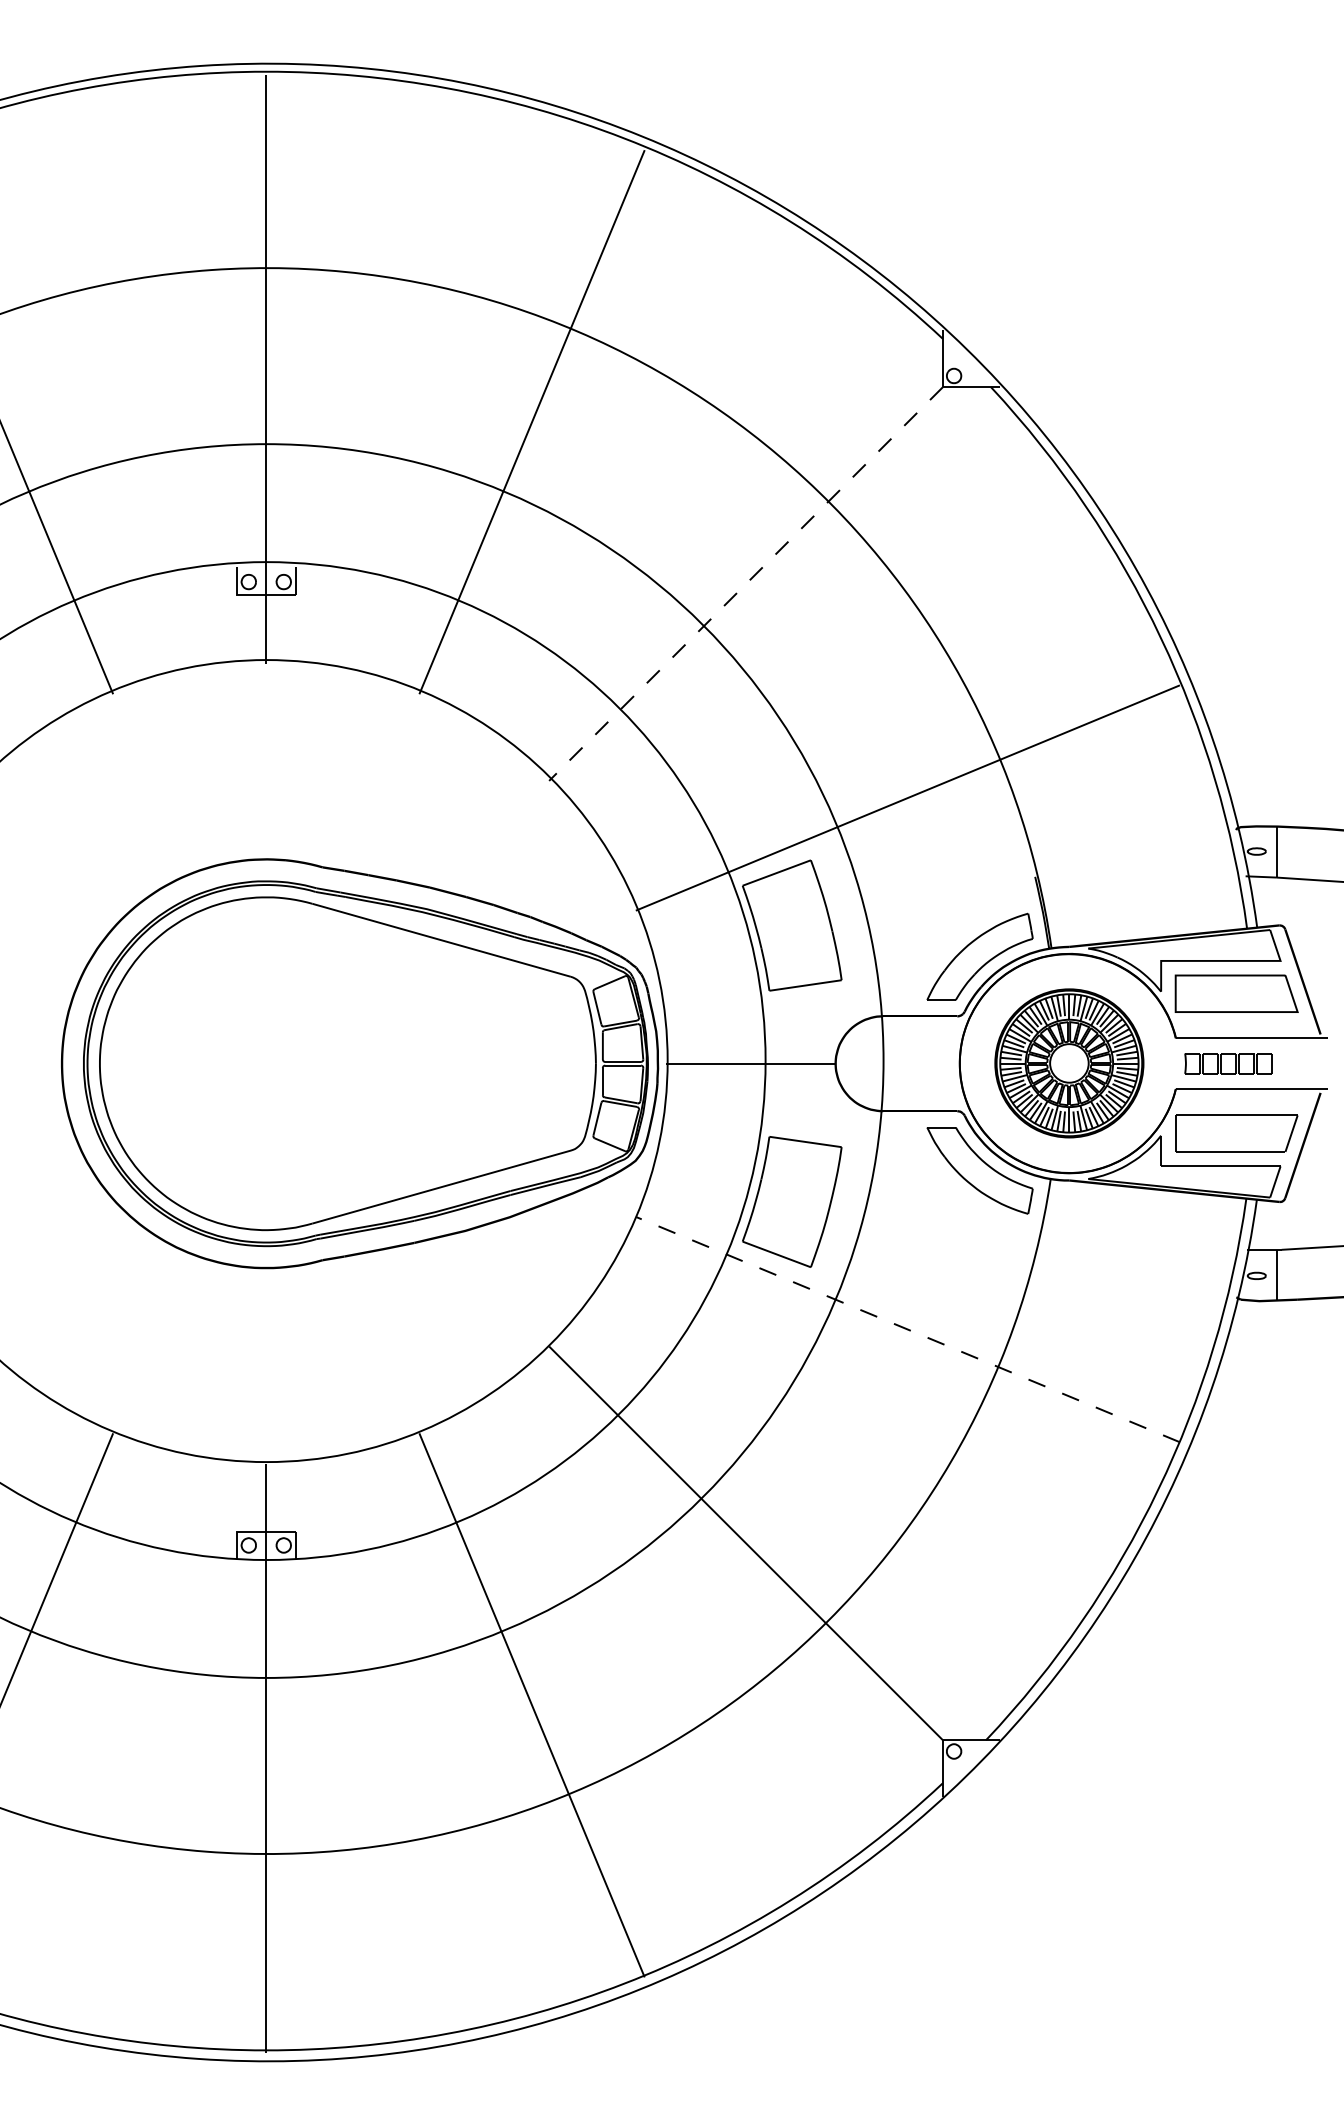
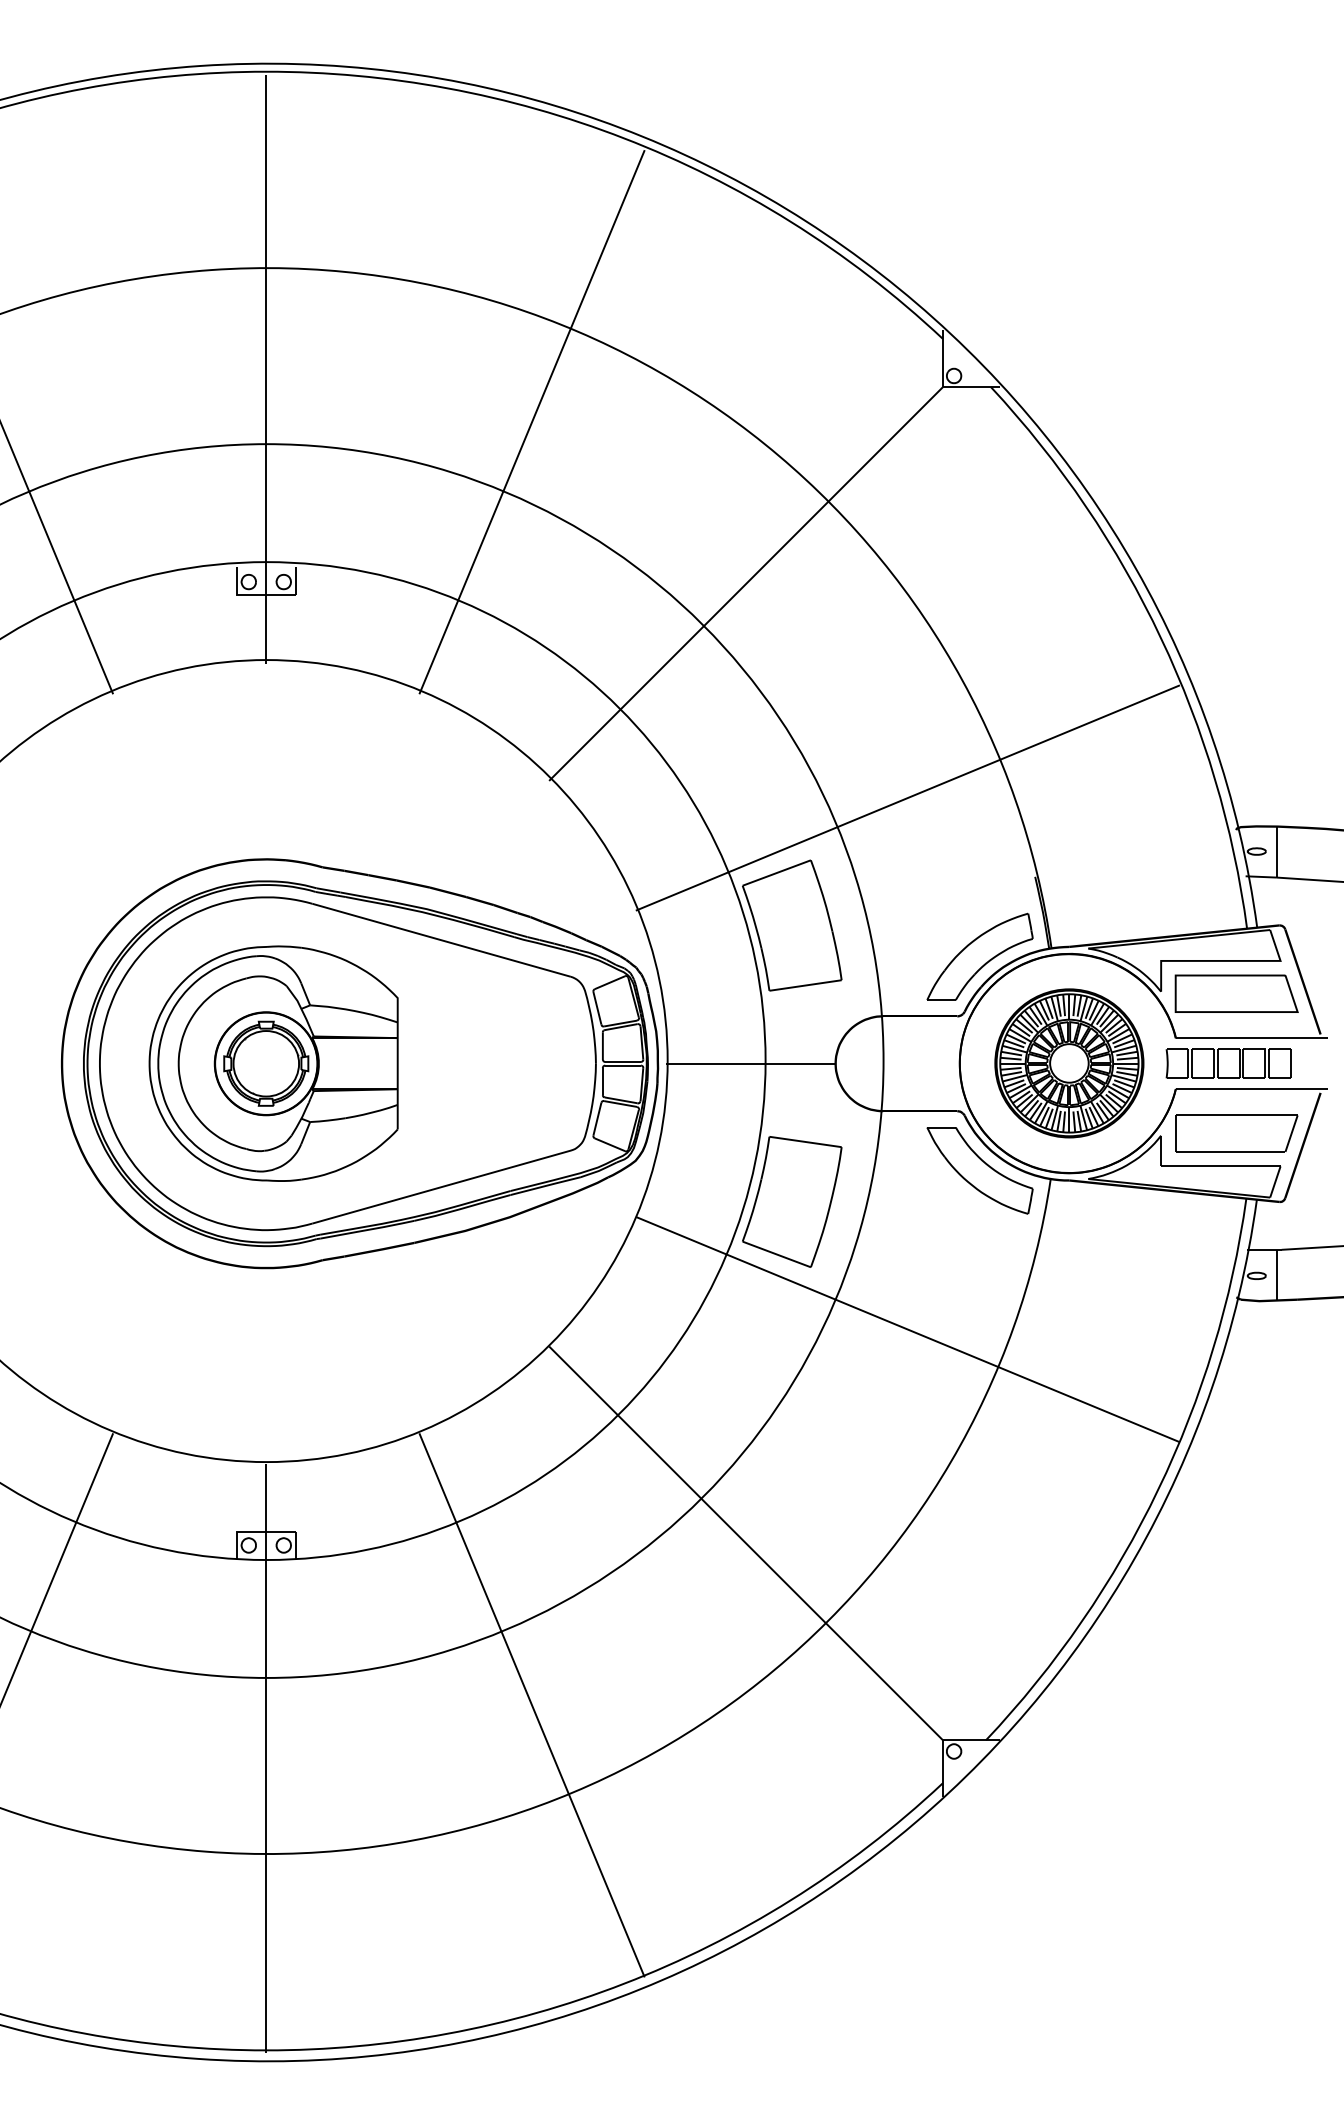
line: dashed -> solid (745, 584)
part: none -> present (273, 1063)
part size: 89x22 px -> 127x31 px (1228, 1063)
line: dashed -> solid (907, 1329)
